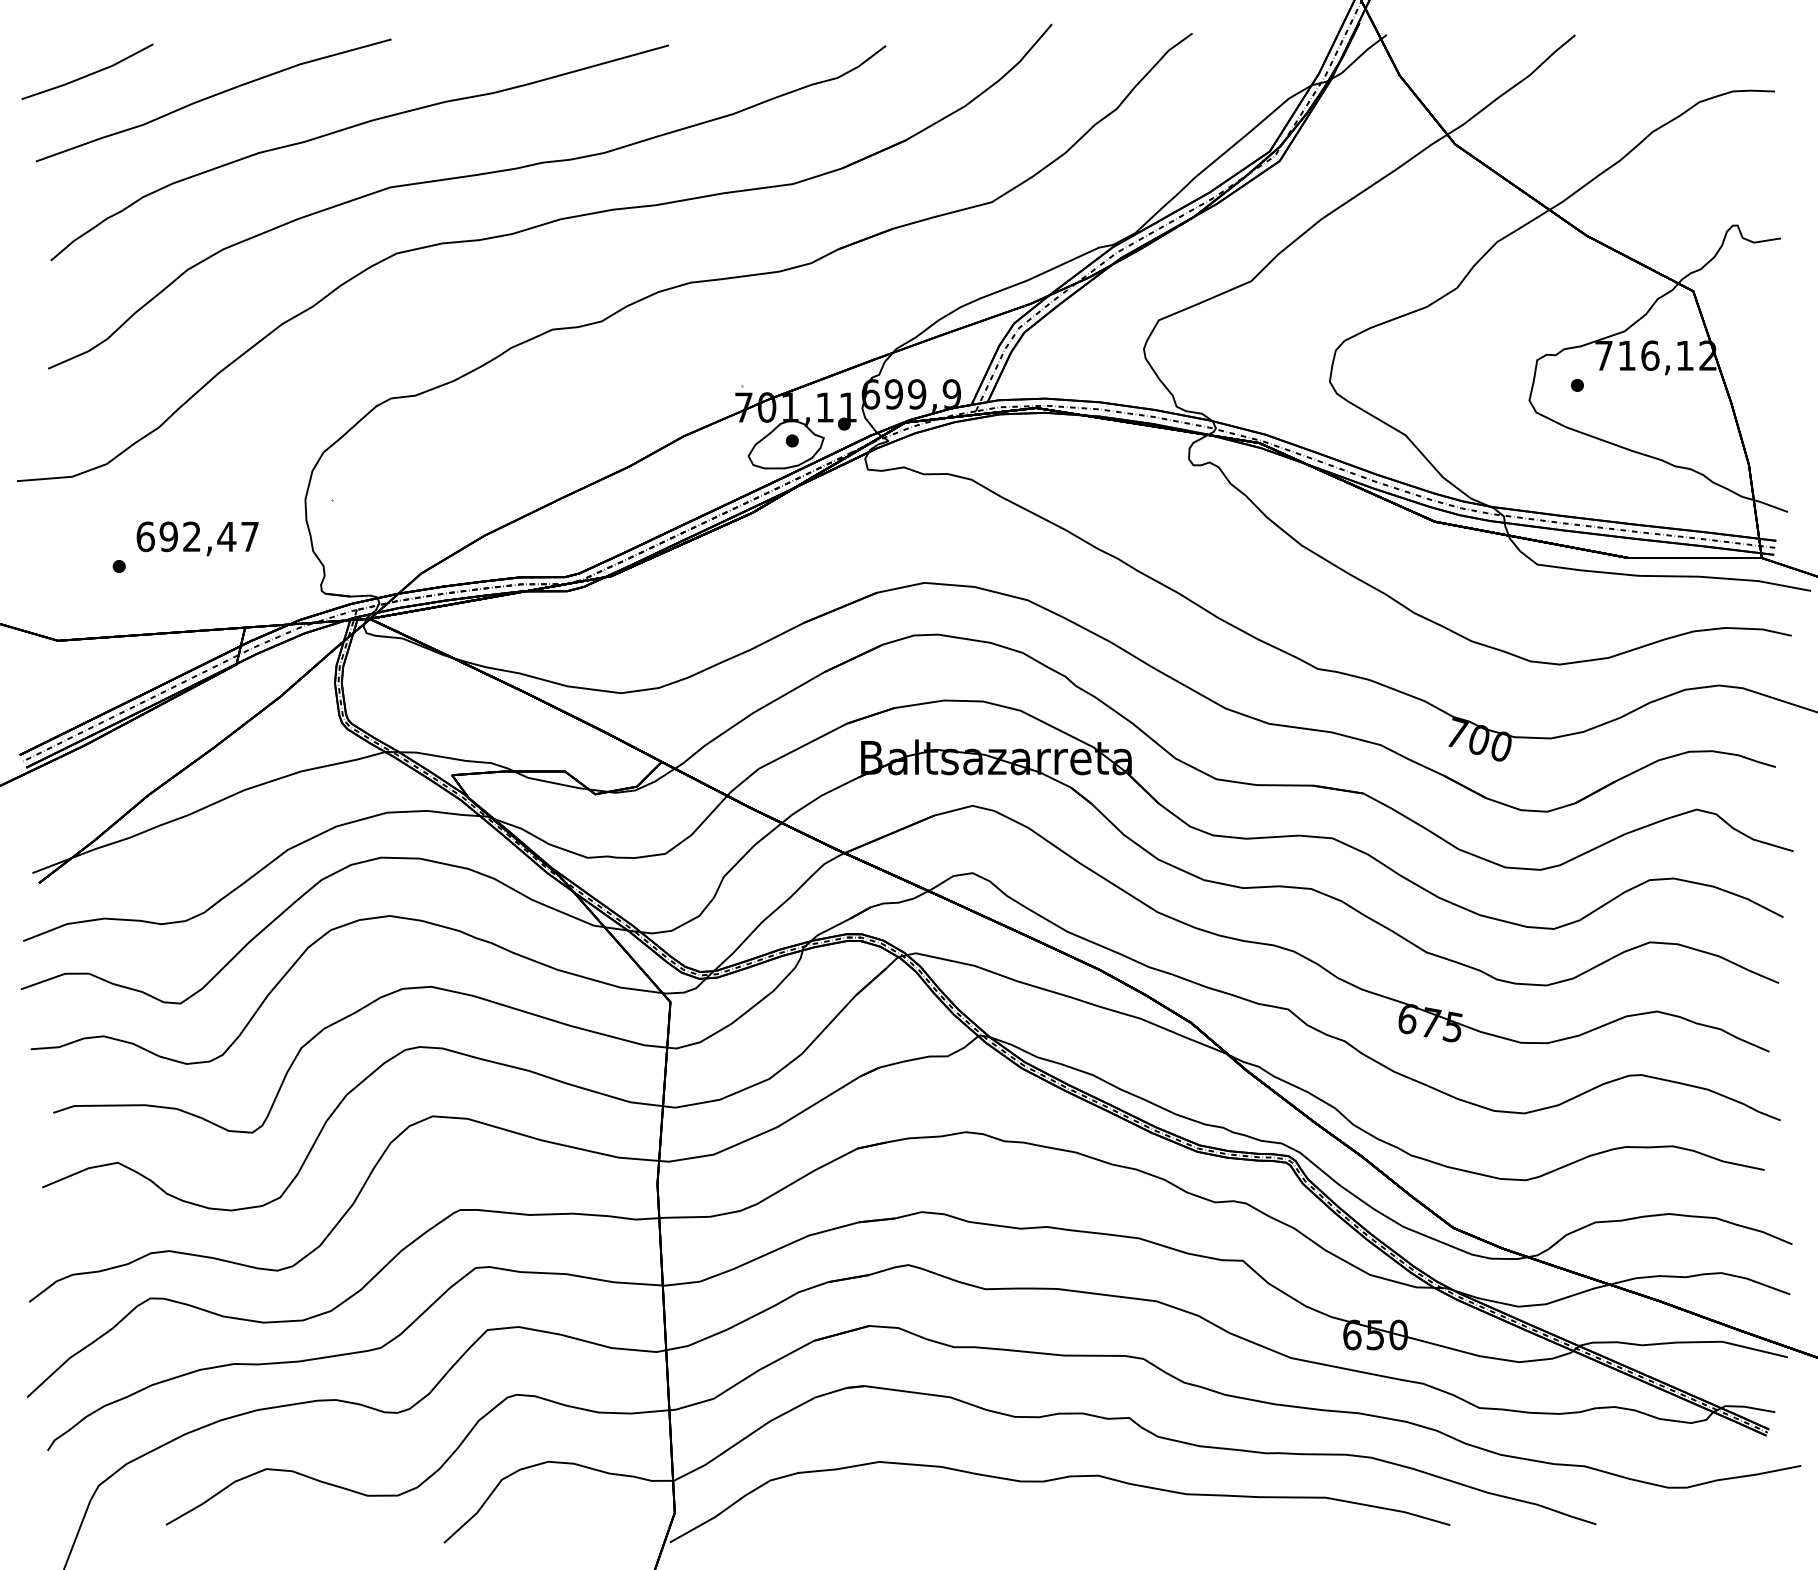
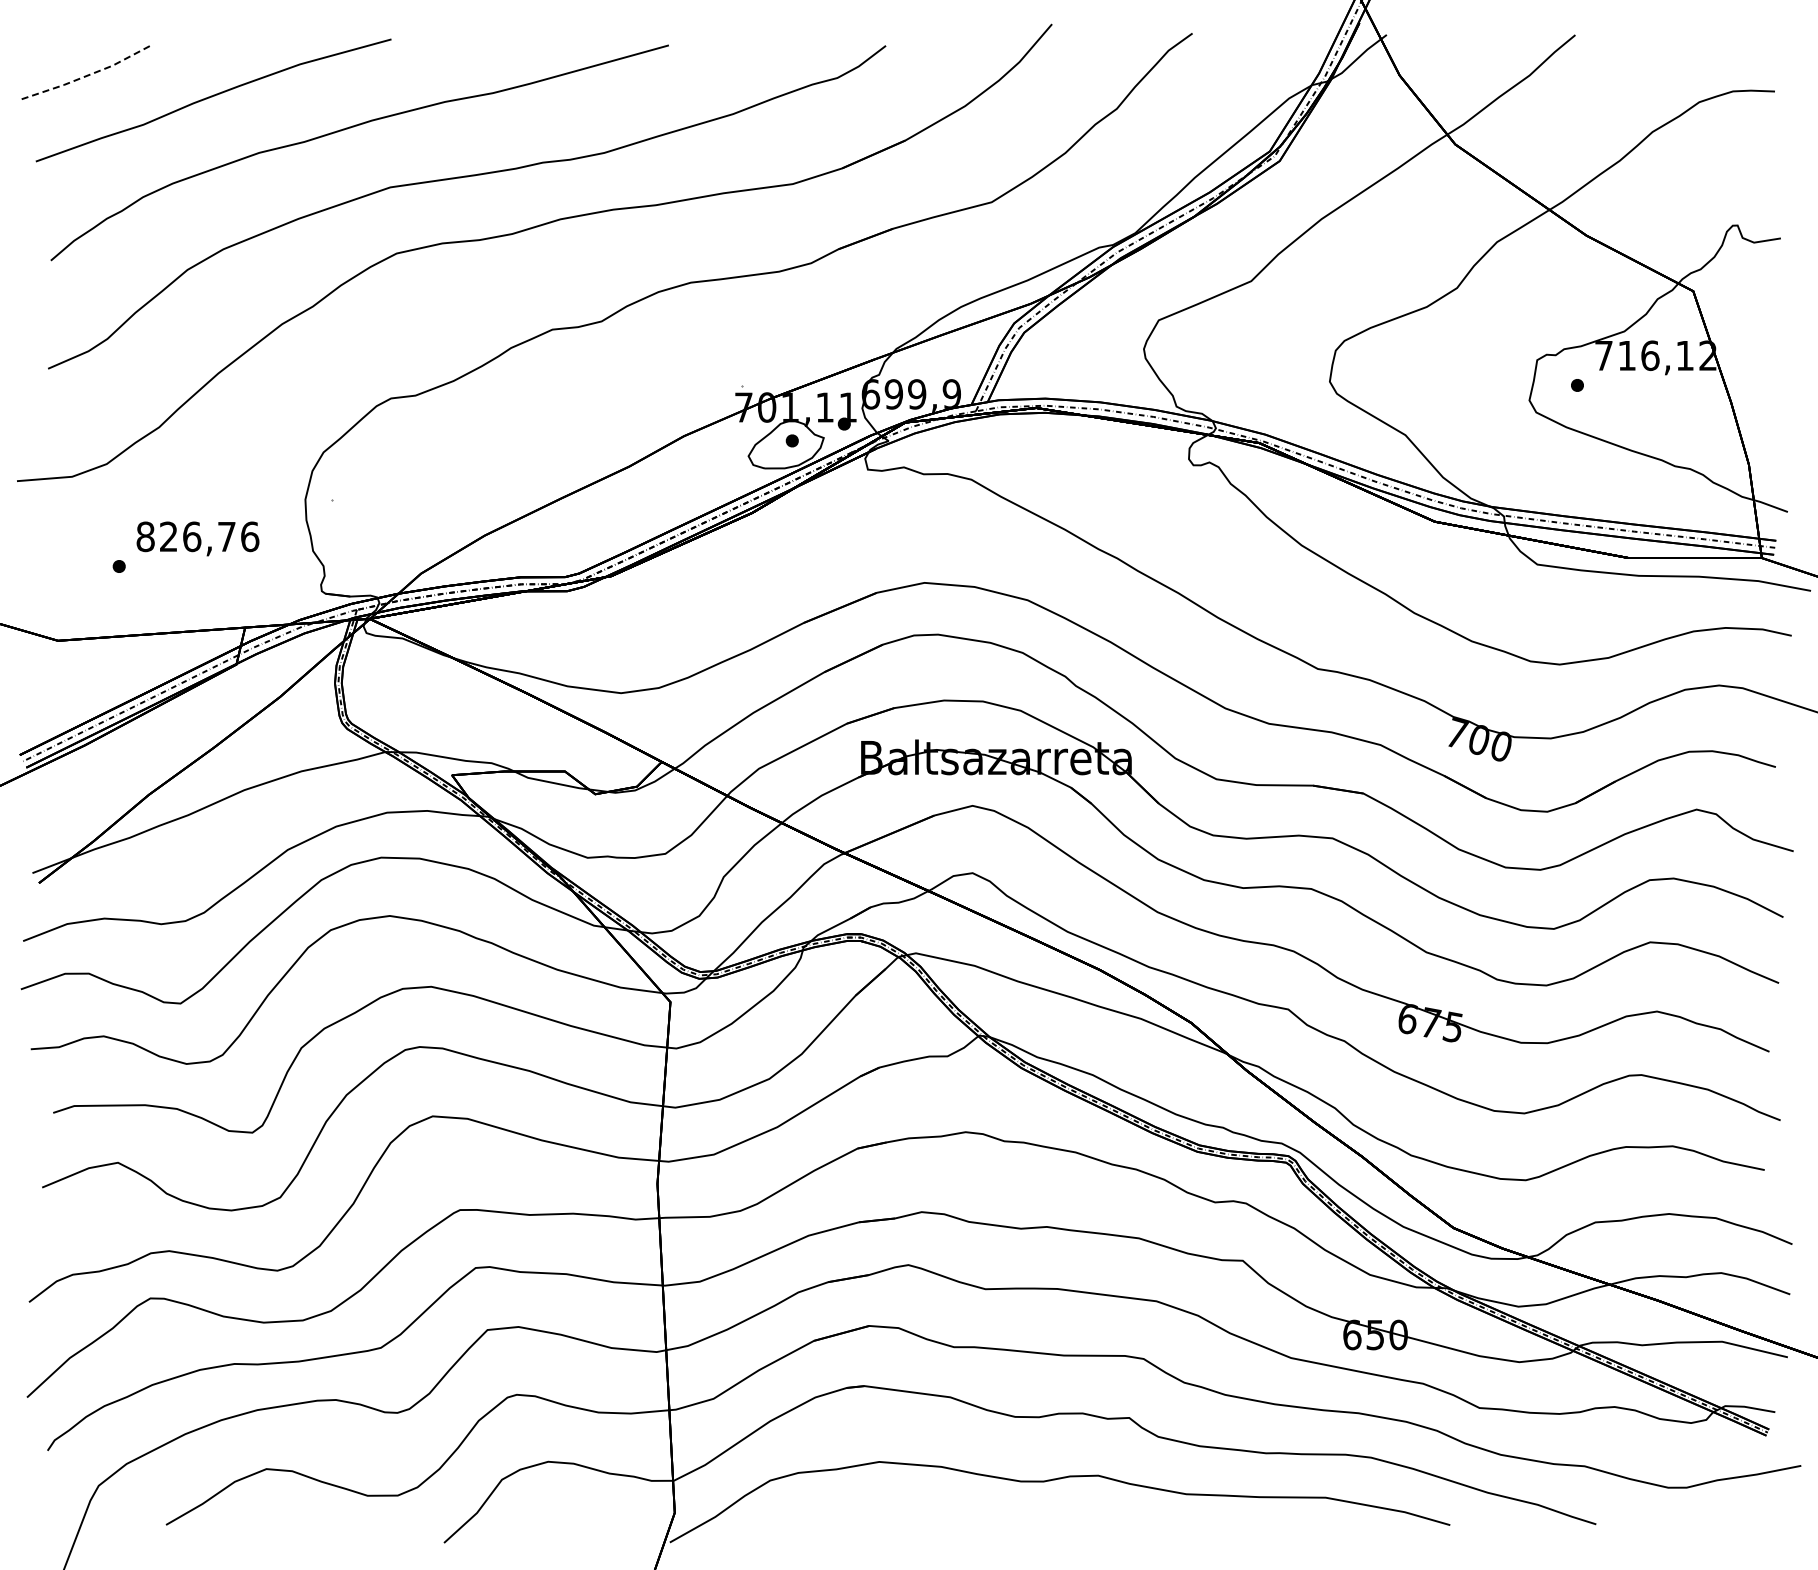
line: solid -> dashed (89, 74)
text: 692,47 -> 826,76 (197, 536)
